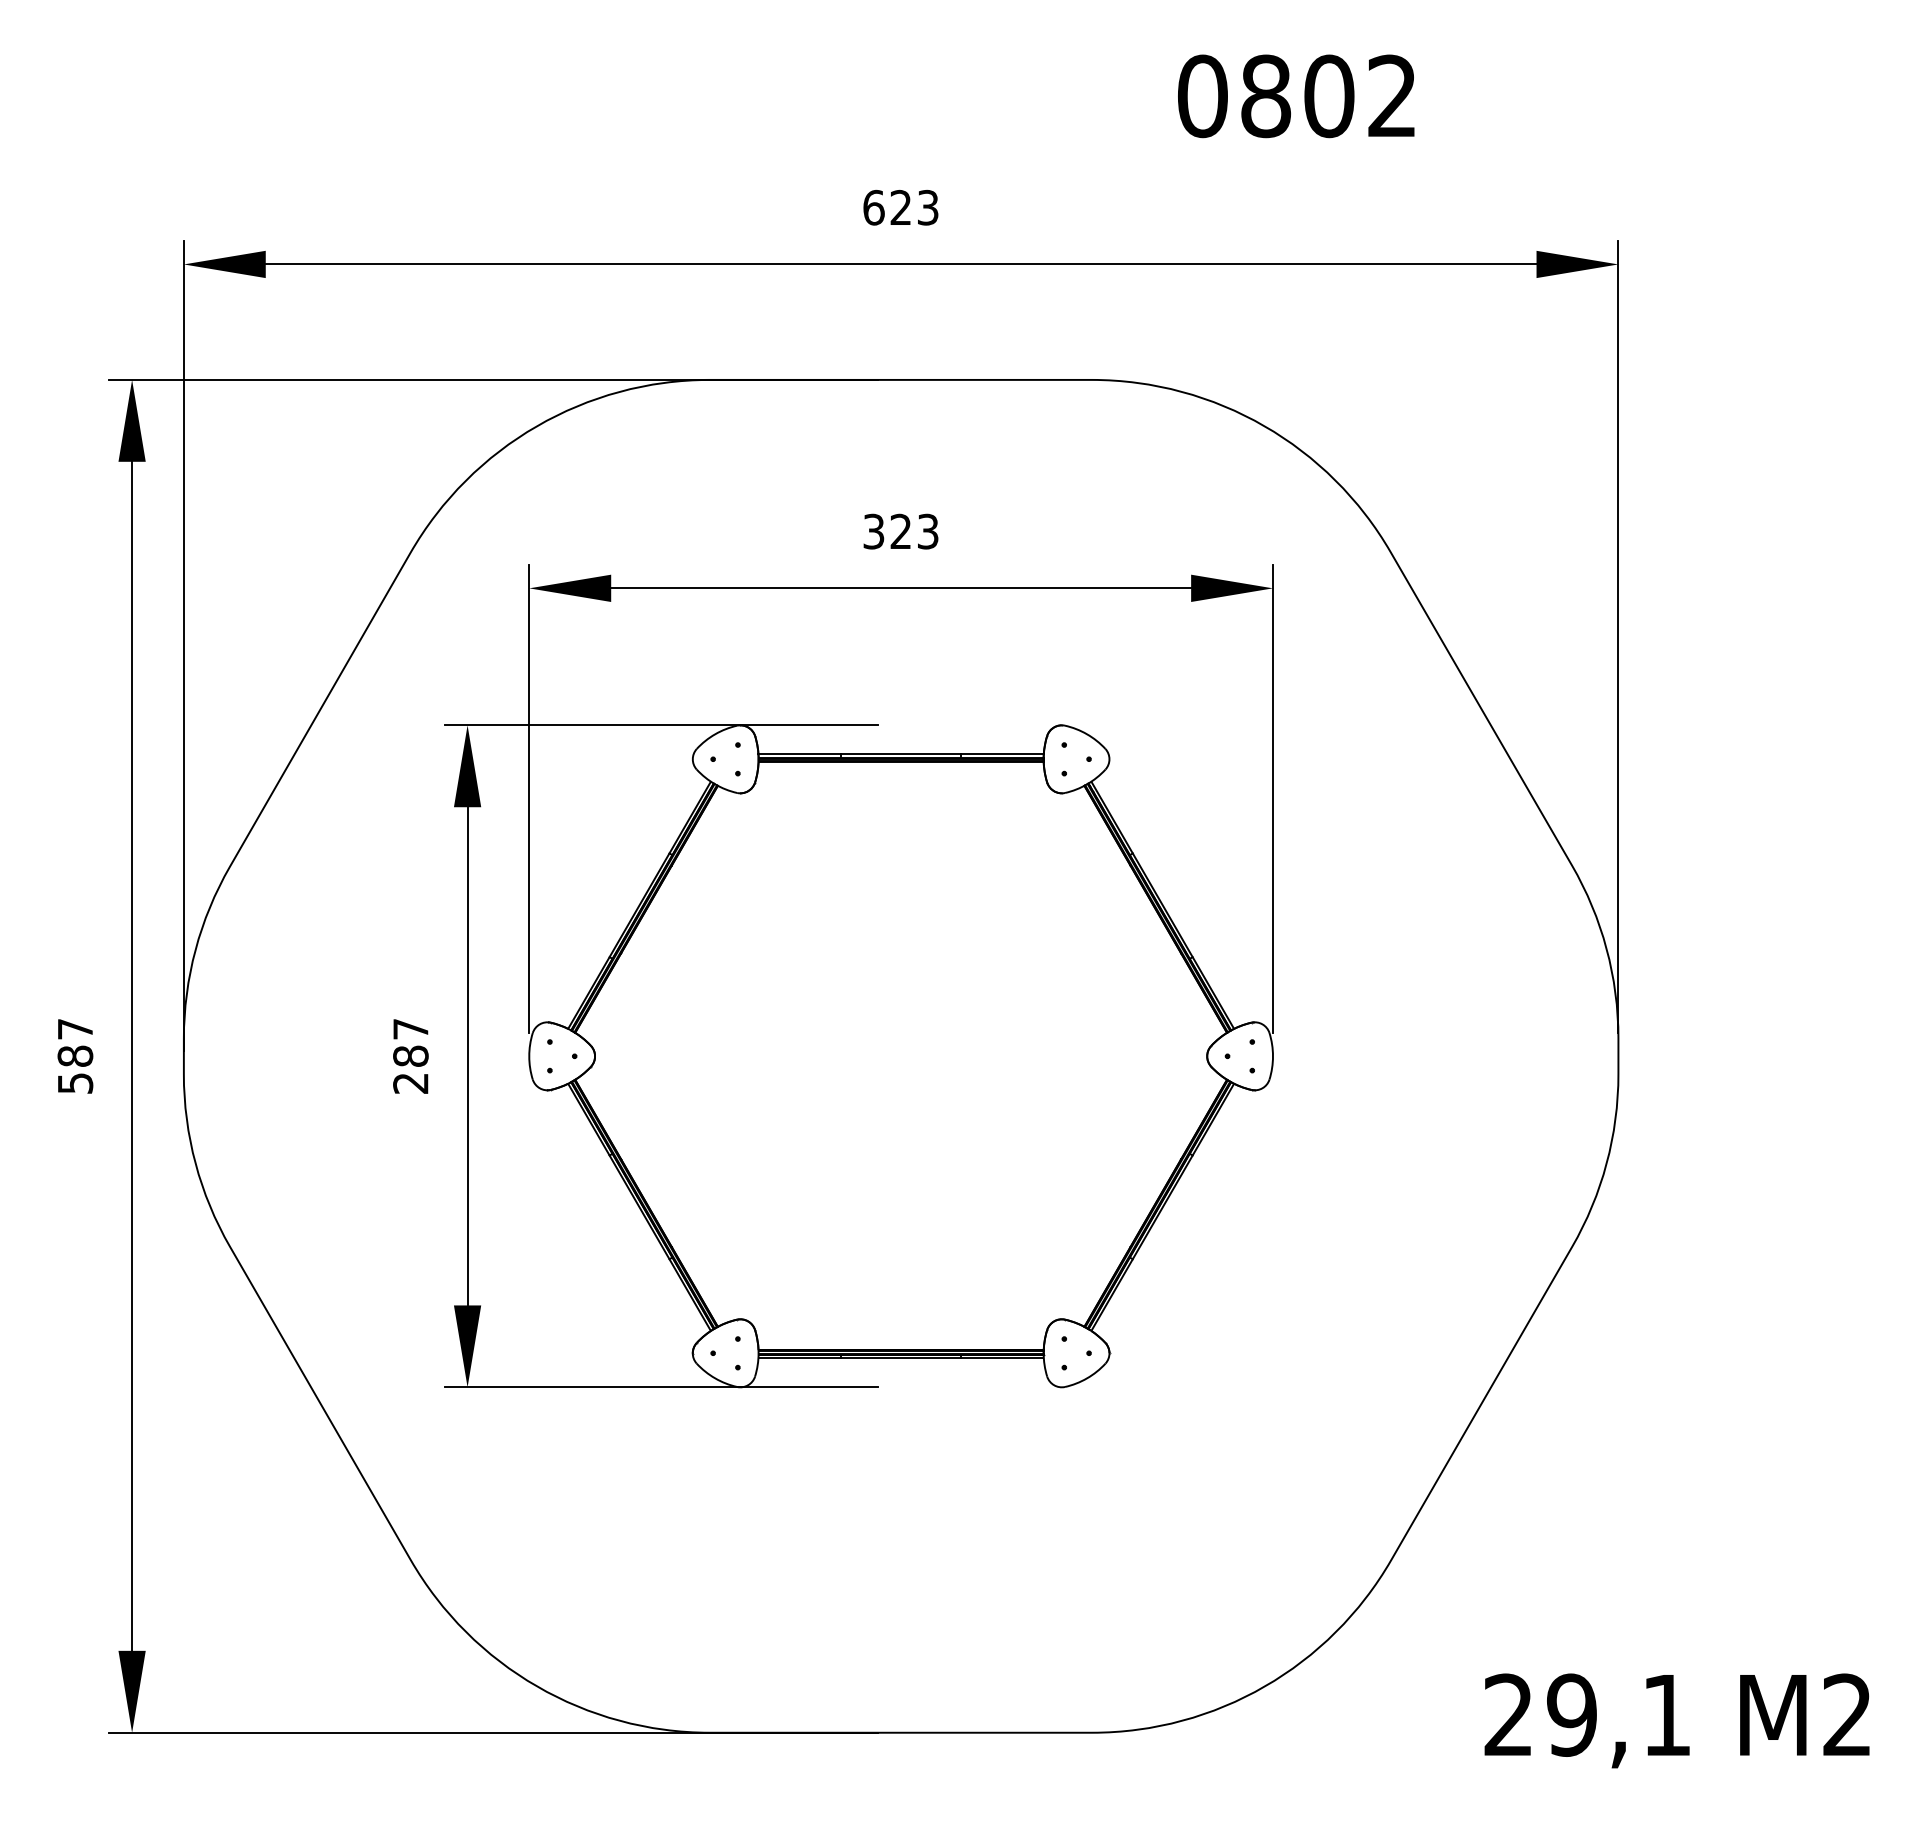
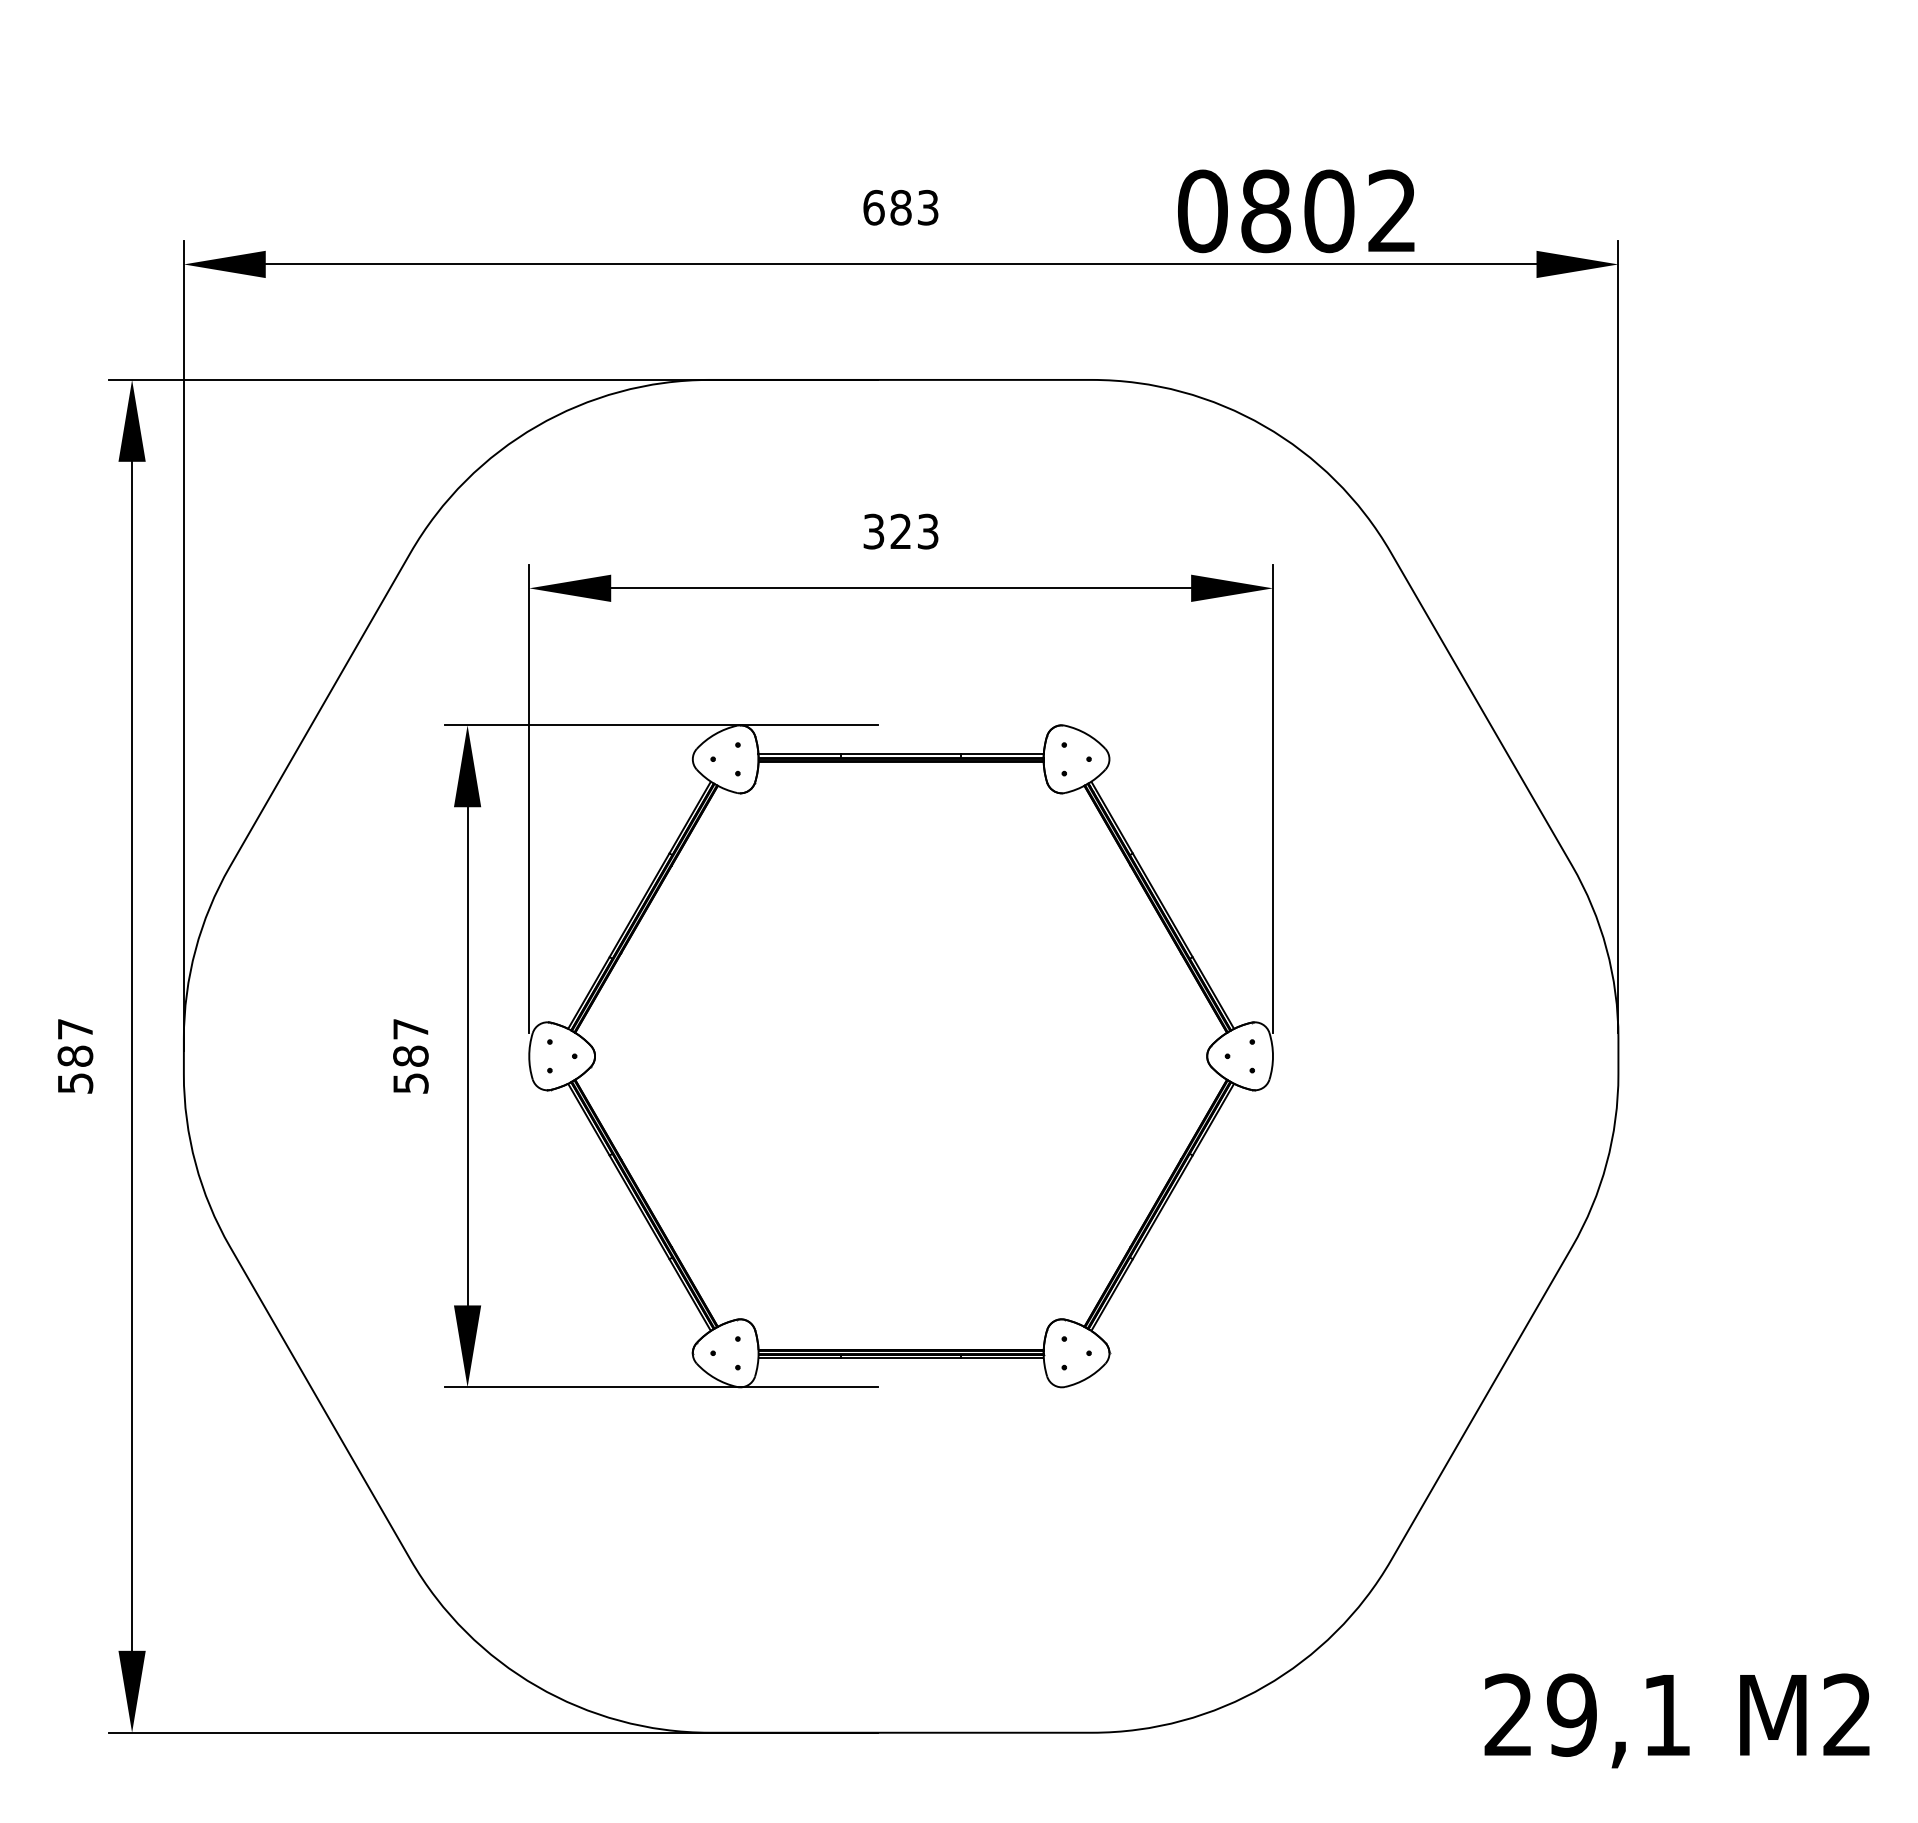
text position: (1296, 96) -> (1296, 211) (1296, 211)
text: 623 -> 683 (900, 207)
text: 287 -> 587 (410, 1083)
